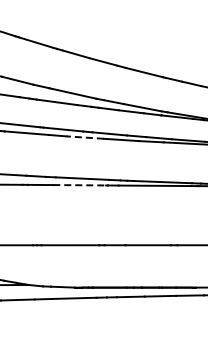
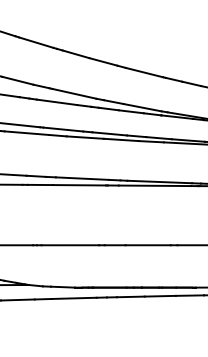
line: dashed -> solid (85, 137)
line: dashed -> solid (80, 185)
